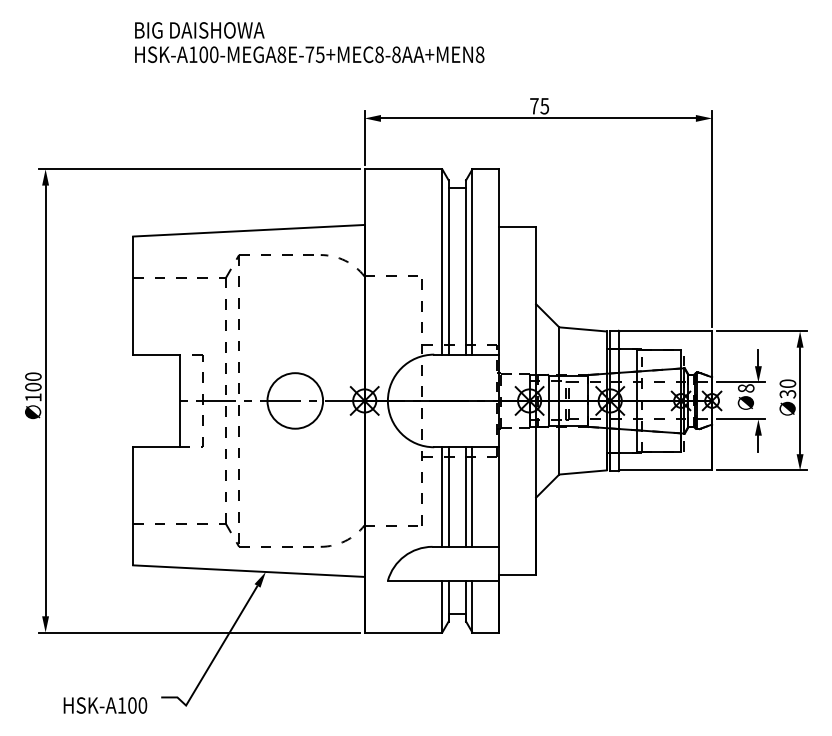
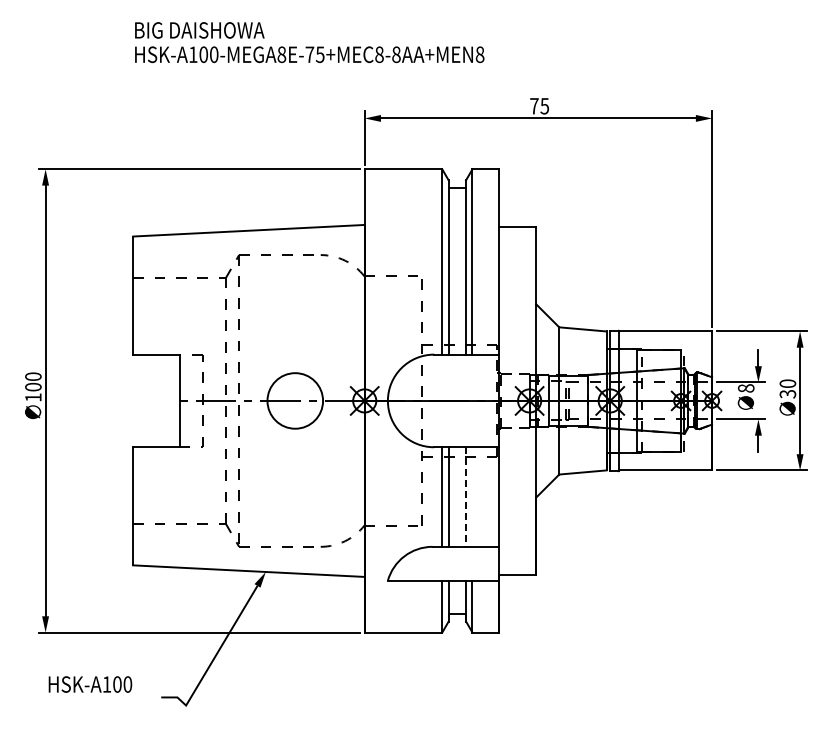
line: present -> none (472, 496)
line: solid -> dashed (466, 497)
text position: (105, 705) -> (90, 684) (90, 684)
